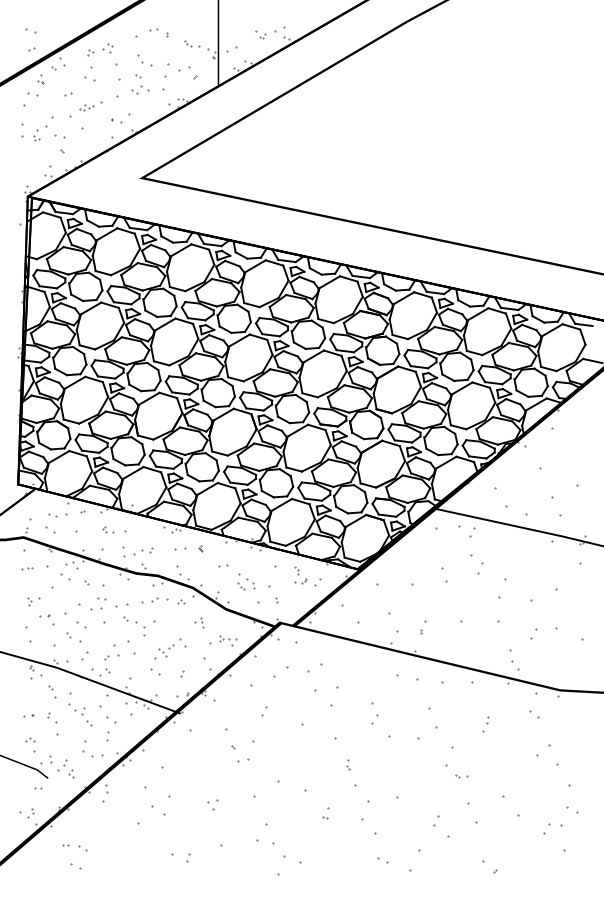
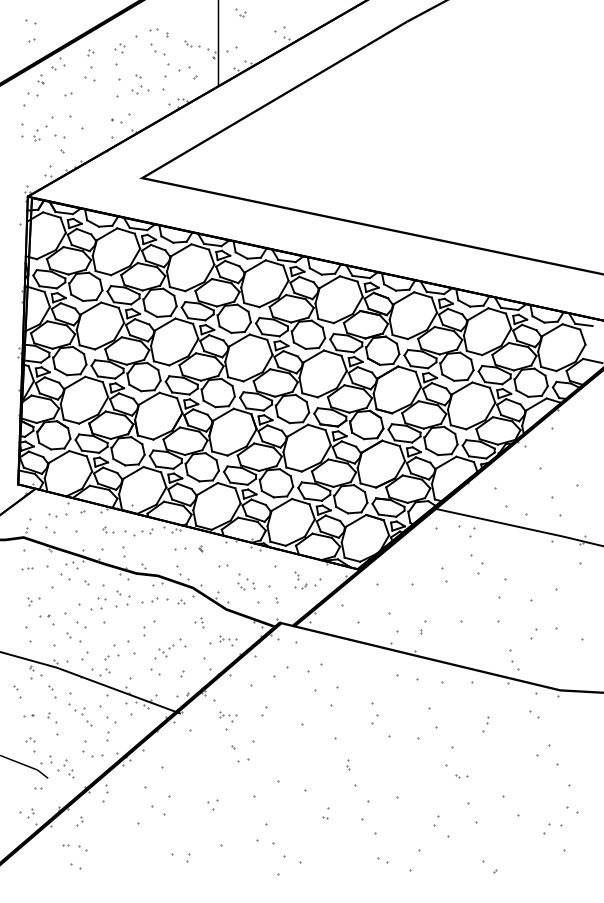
part position: (35, 33) -> (35, 24) (35, 24)
part position: (260, 34) -> (240, 12) (240, 12)
part position: (107, 48) -> (119, 48) (119, 48)
part position: (144, 60) -> (157, 49) (157, 49)
part: present -> none (90, 106)
part position: (143, 551) -> (143, 532) (143, 532)
part position: (300, 575) -> (300, 580) (300, 580)
part position: (130, 619) -> (123, 593) (123, 593)
part: none -> present (17, 691)
part: none -> present (228, 716)
part: none -> present (79, 821)
